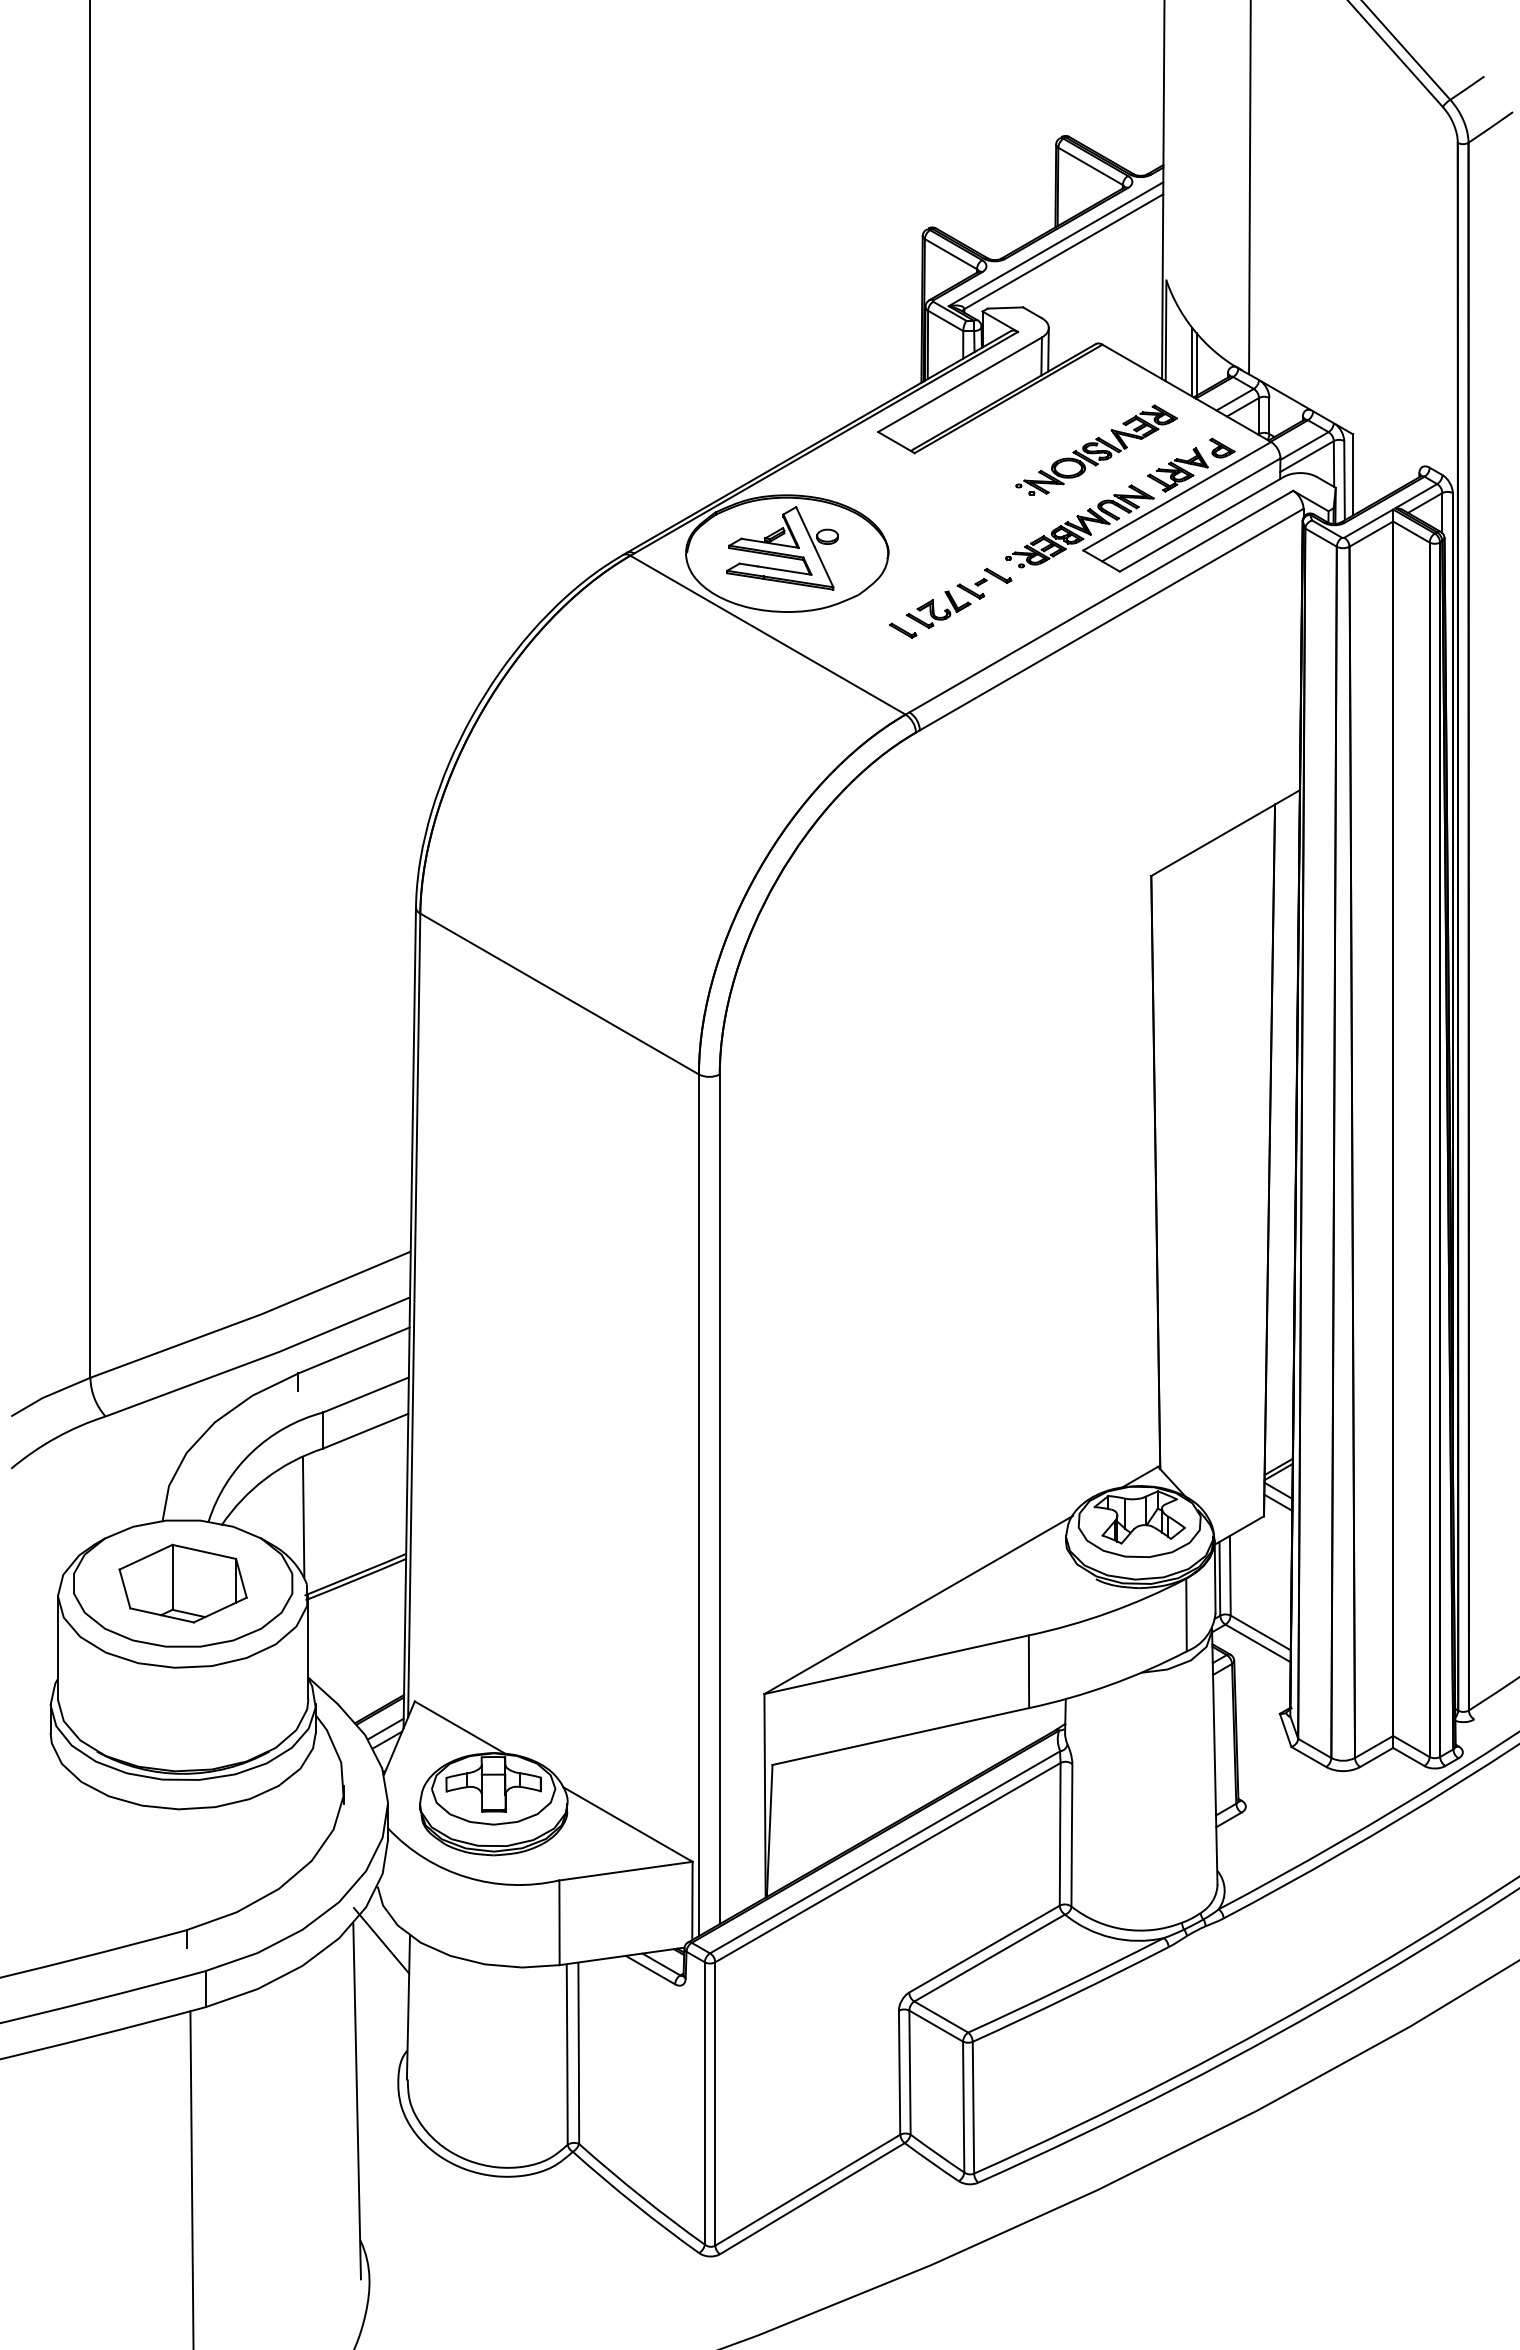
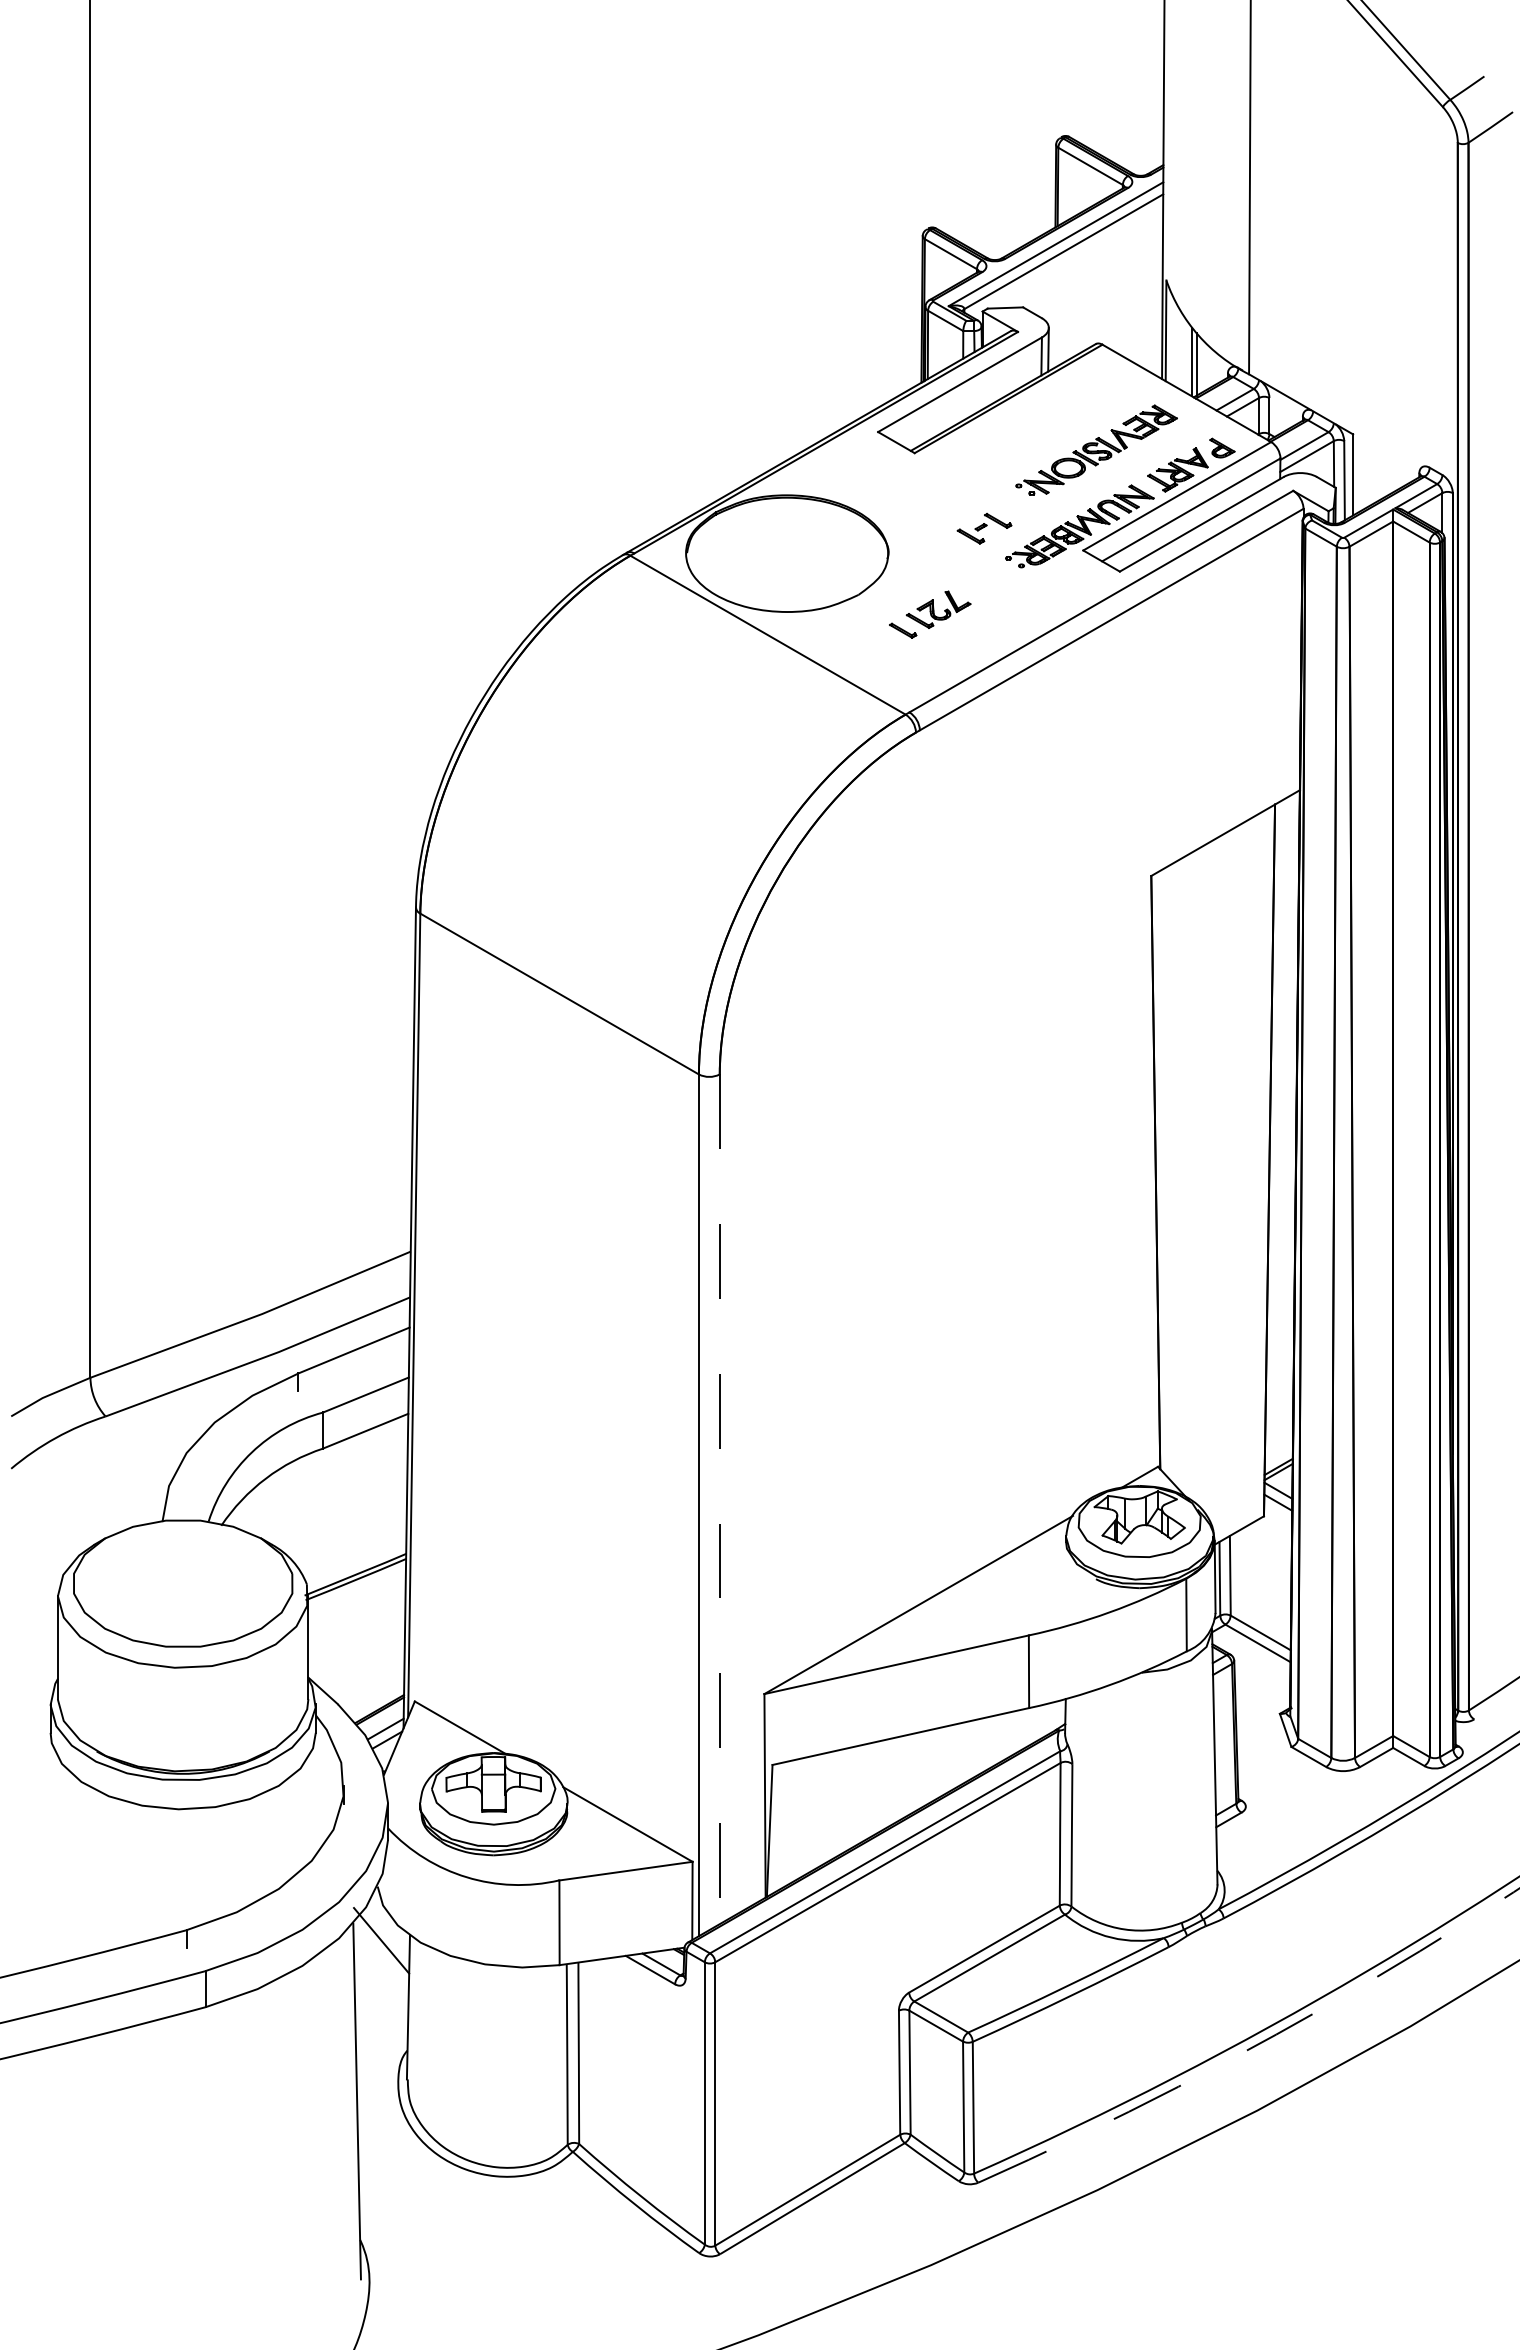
part: present -> none (782, 548)
part position: (984, 583) -> (984, 528) (984, 528)
line: solid -> dashed (719, 1499)
line: present -> none (303, 1517)
part: present -> none (182, 1583)
arc: solid -> dashed (1255, 2045)
line: present -> none (191, 2178)
